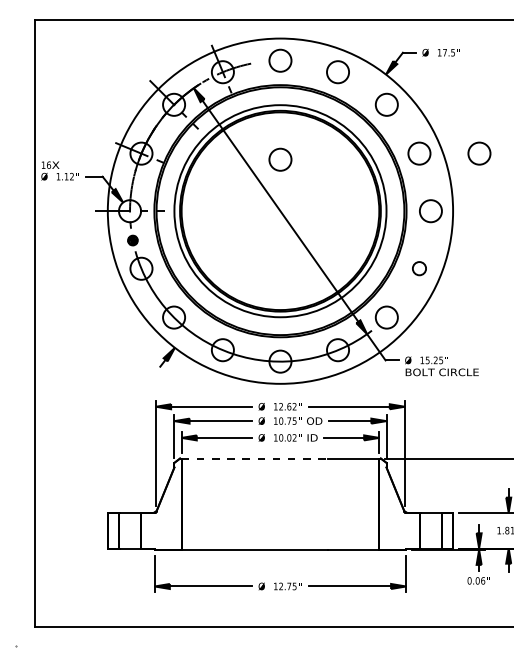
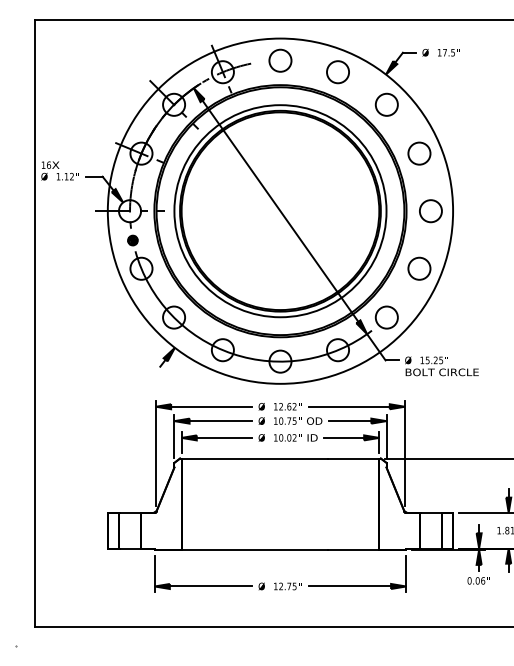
circle: present -> none (479, 153)
circle: present -> none (280, 159)
circle size: 15x16 px -> 25x25 px (419, 268)
line: dashed -> solid (255, 458)
